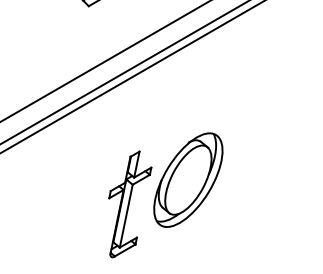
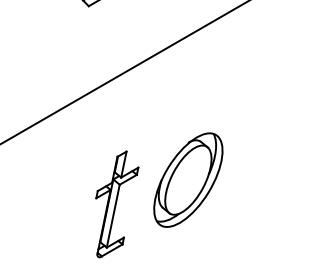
line: present -> none (104, 61)
line: present -> none (132, 77)
part position: (130, 204) -> (117, 204) (117, 204)
